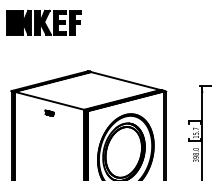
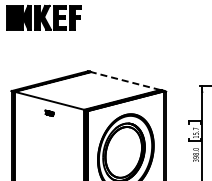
part position: (43, 22) -> (43, 17) (43, 17)
line: solid -> dashed (125, 81)
